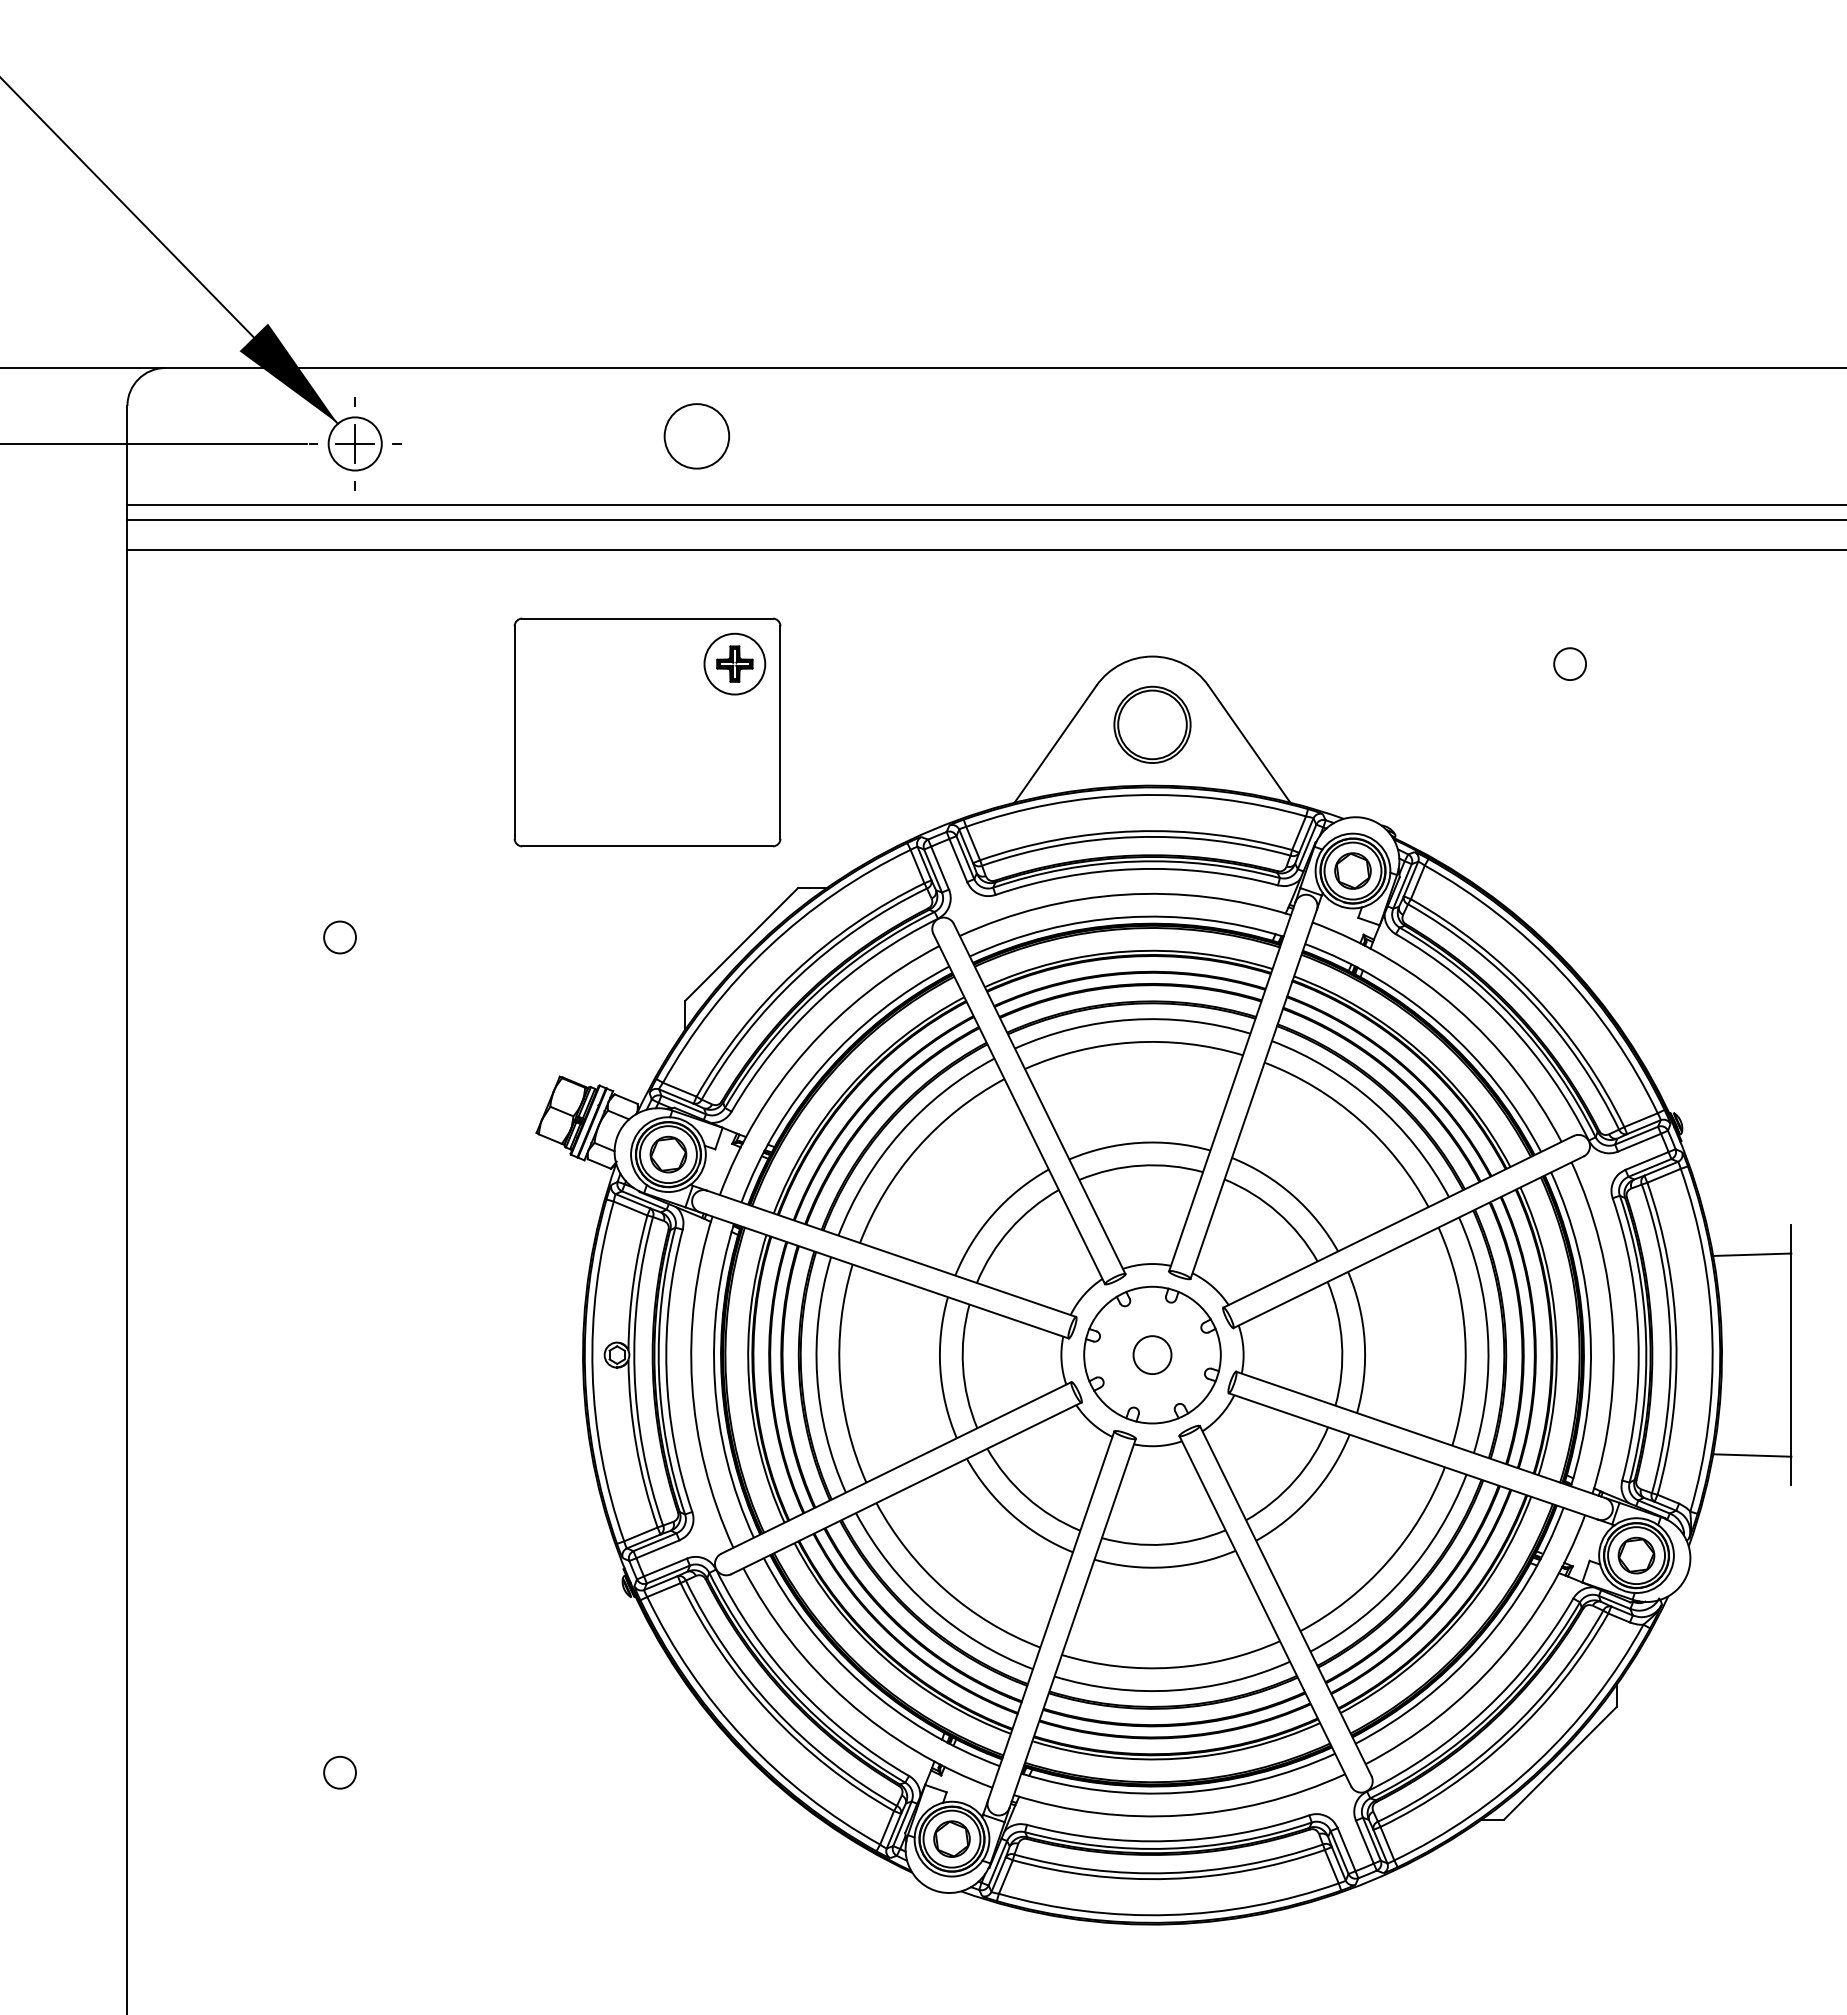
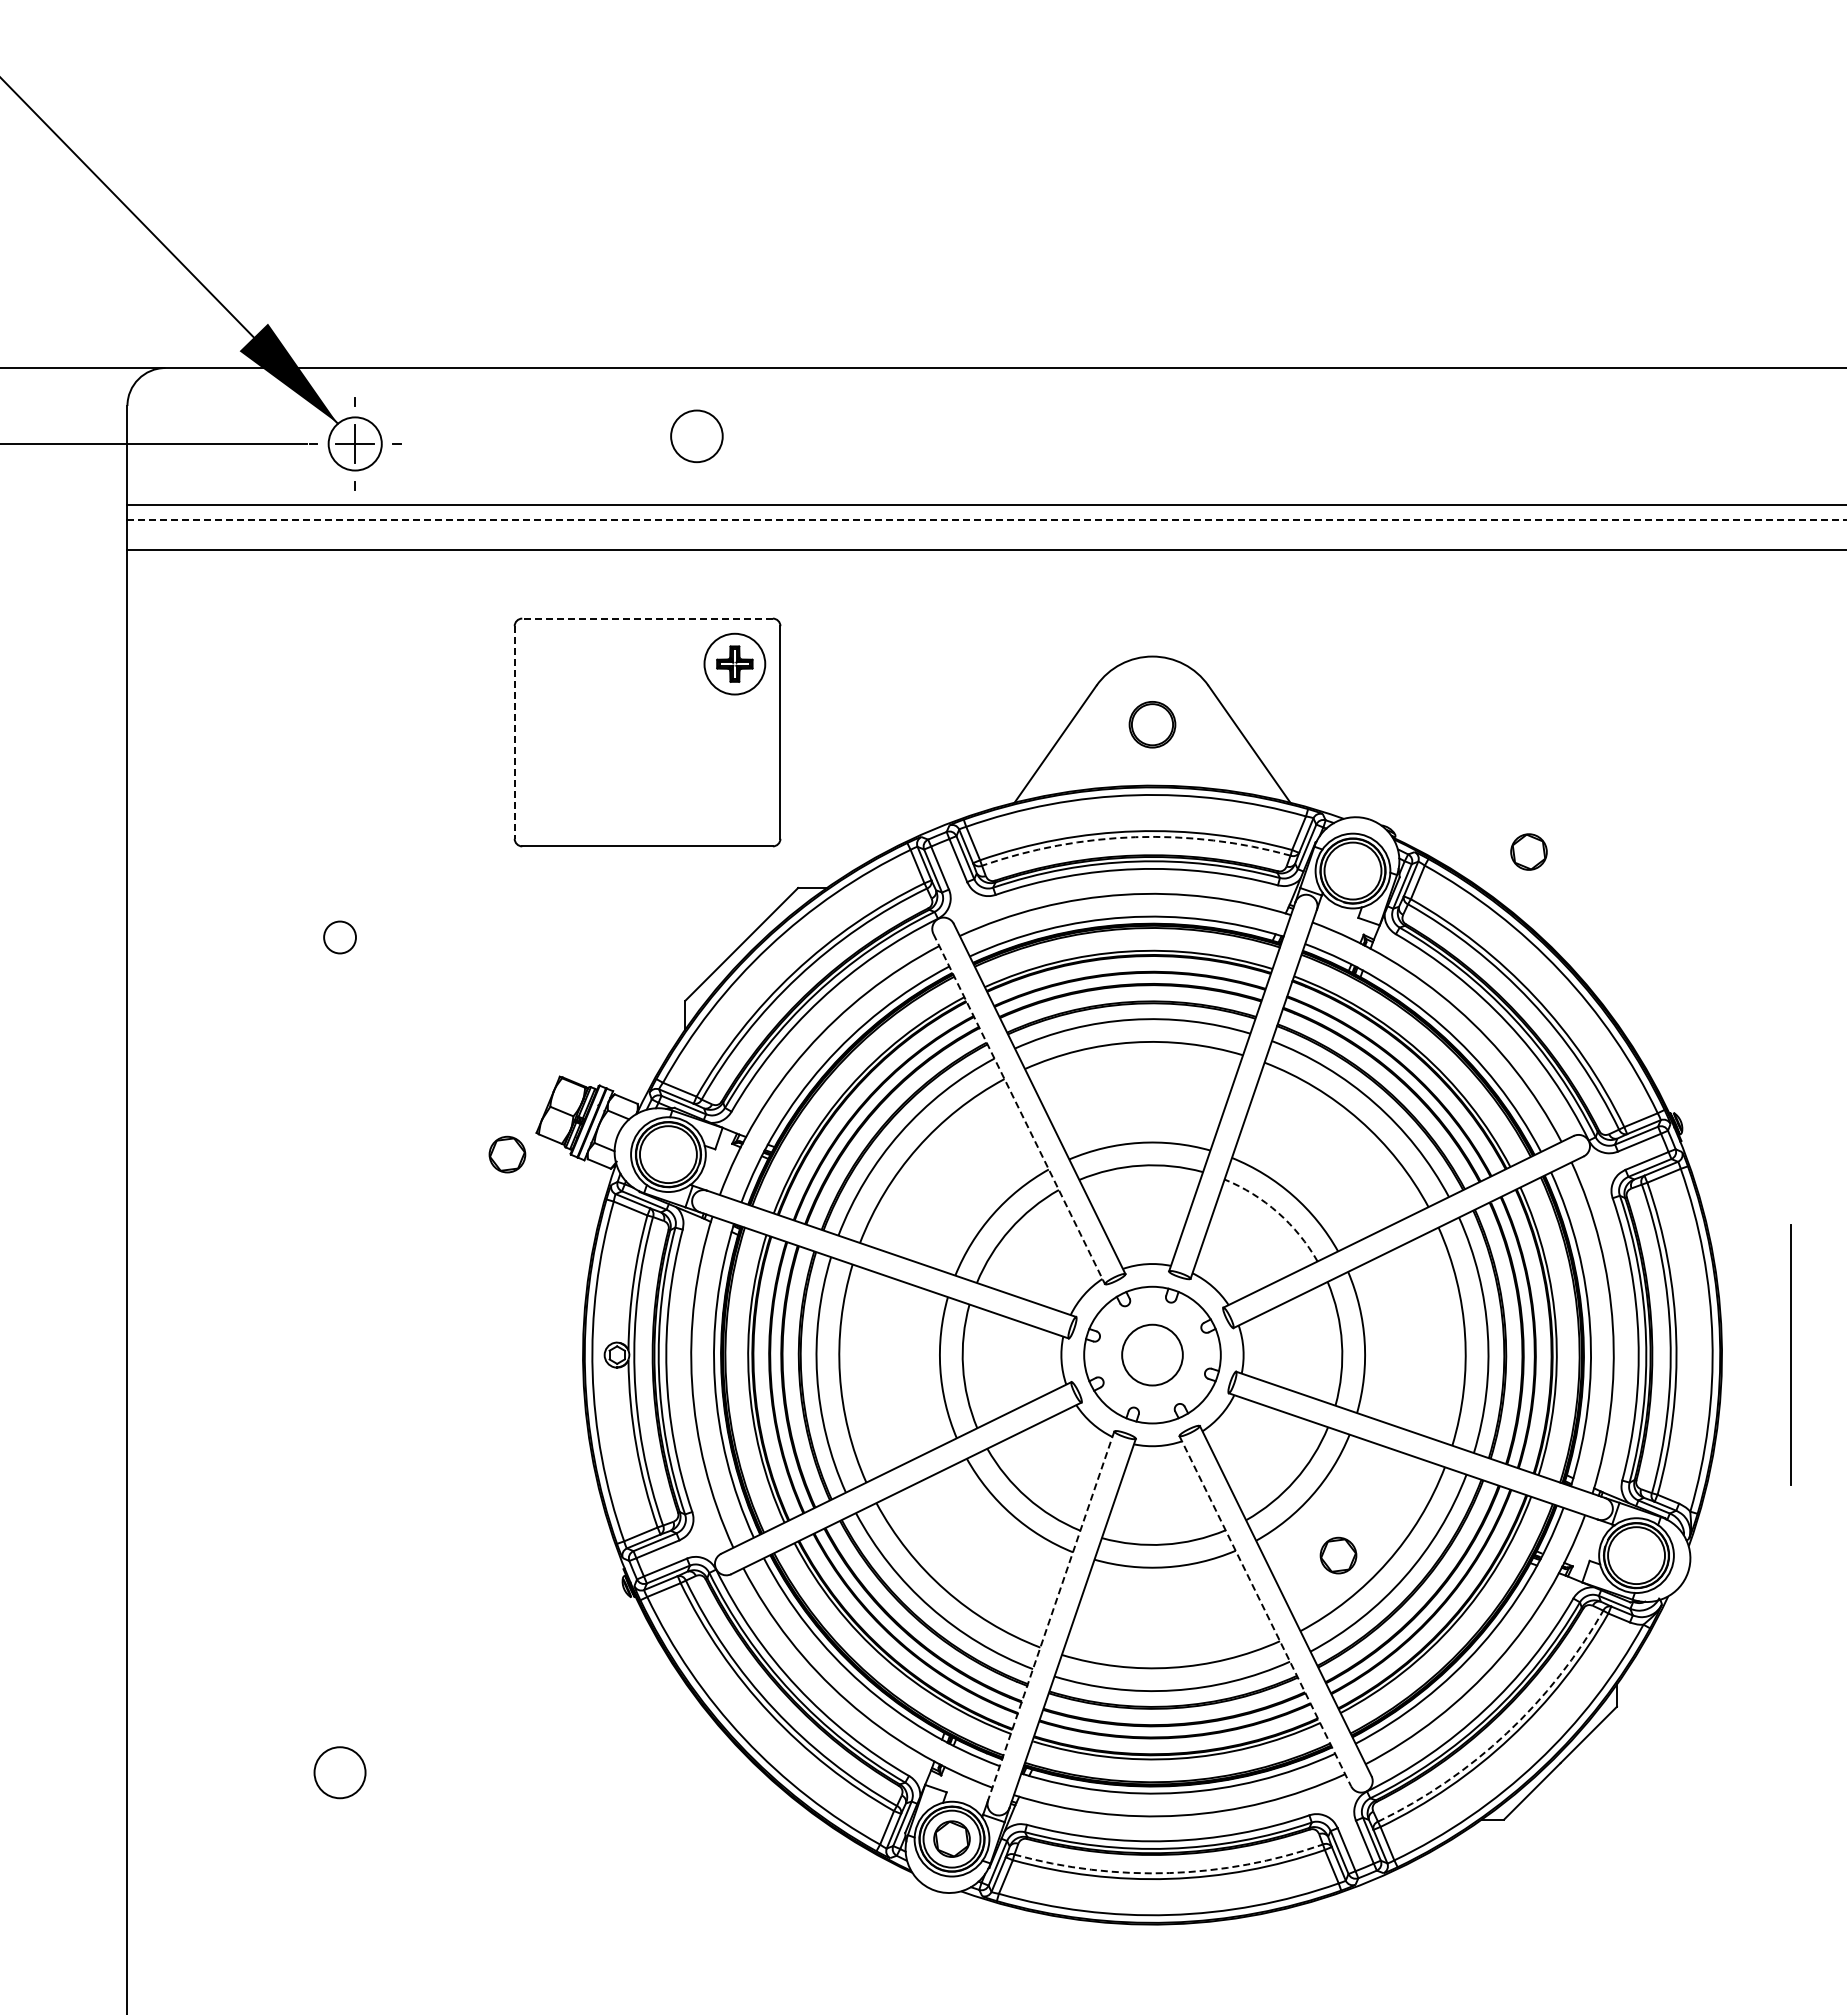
circle diameter: 65 px -> 52 px (696, 436)
line: solid -> dashed (987, 519)
line: solid -> dashed (647, 618)
circle: present -> none (1569, 663)
part size: 79x79 px -> 49x48 px (1152, 724)
line: solid -> dashed (514, 733)
arc: solid -> dashed (1135, 837)
part position: (1352, 870) -> (1528, 851) (1528, 851)
line: solid -> dashed (1019, 1109)
part position: (668, 1154) -> (507, 1154) (507, 1154)
arc: solid -> dashed (1278, 1212)
line: present -> none (1752, 1254)
circle diameter: 38 px -> 61 px (1152, 1354)
line: present -> none (1752, 1455)
part position: (1636, 1555) -> (1338, 1555) (1338, 1555)
line: solid -> dashed (1265, 1611)
line: solid -> dashed (1051, 1615)
arc: solid -> dashed (1506, 1733)
circle diameter: 32 px -> 51 px (339, 1772)
arc: solid -> dashed (1169, 1873)
